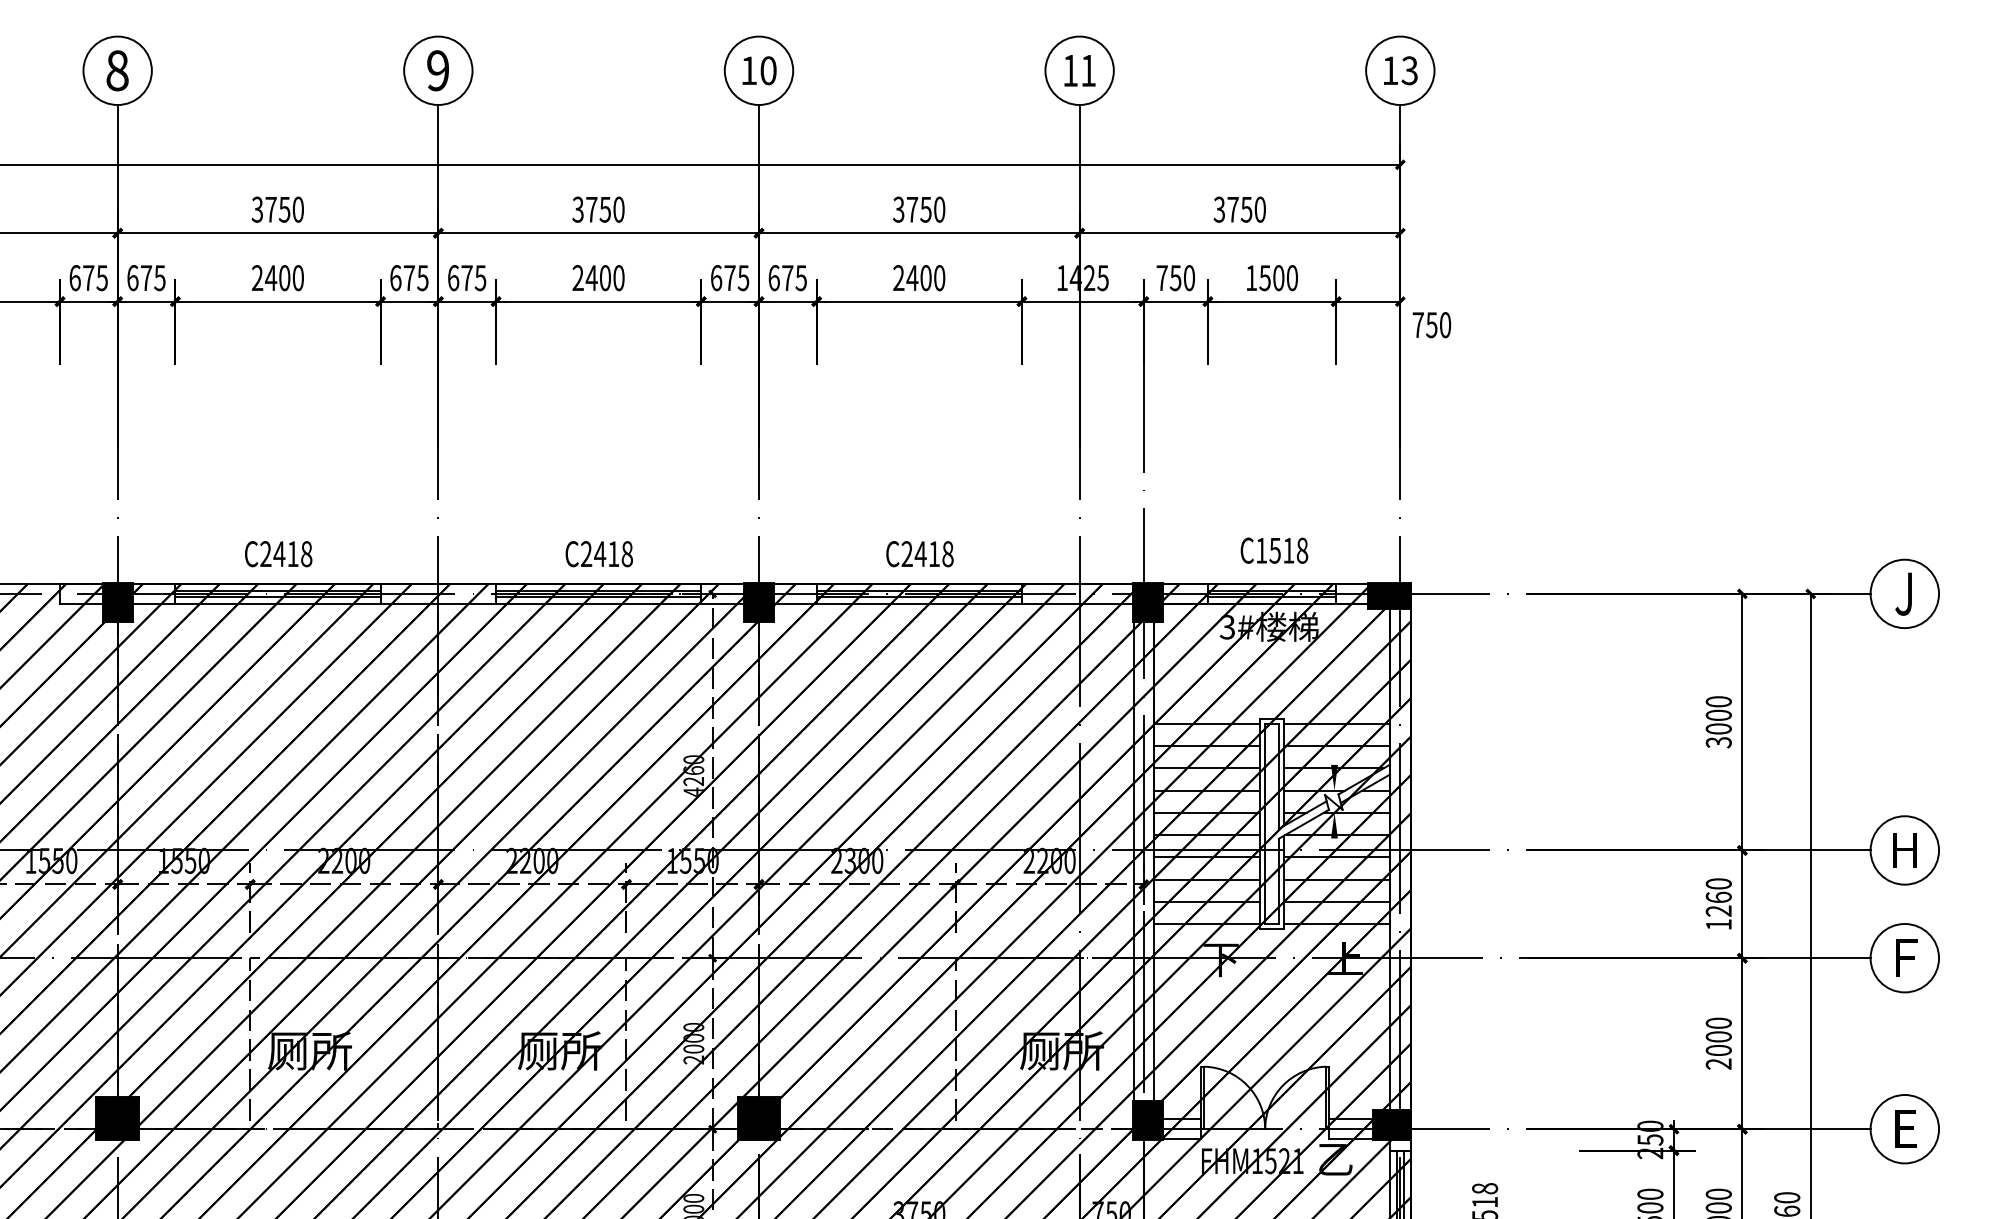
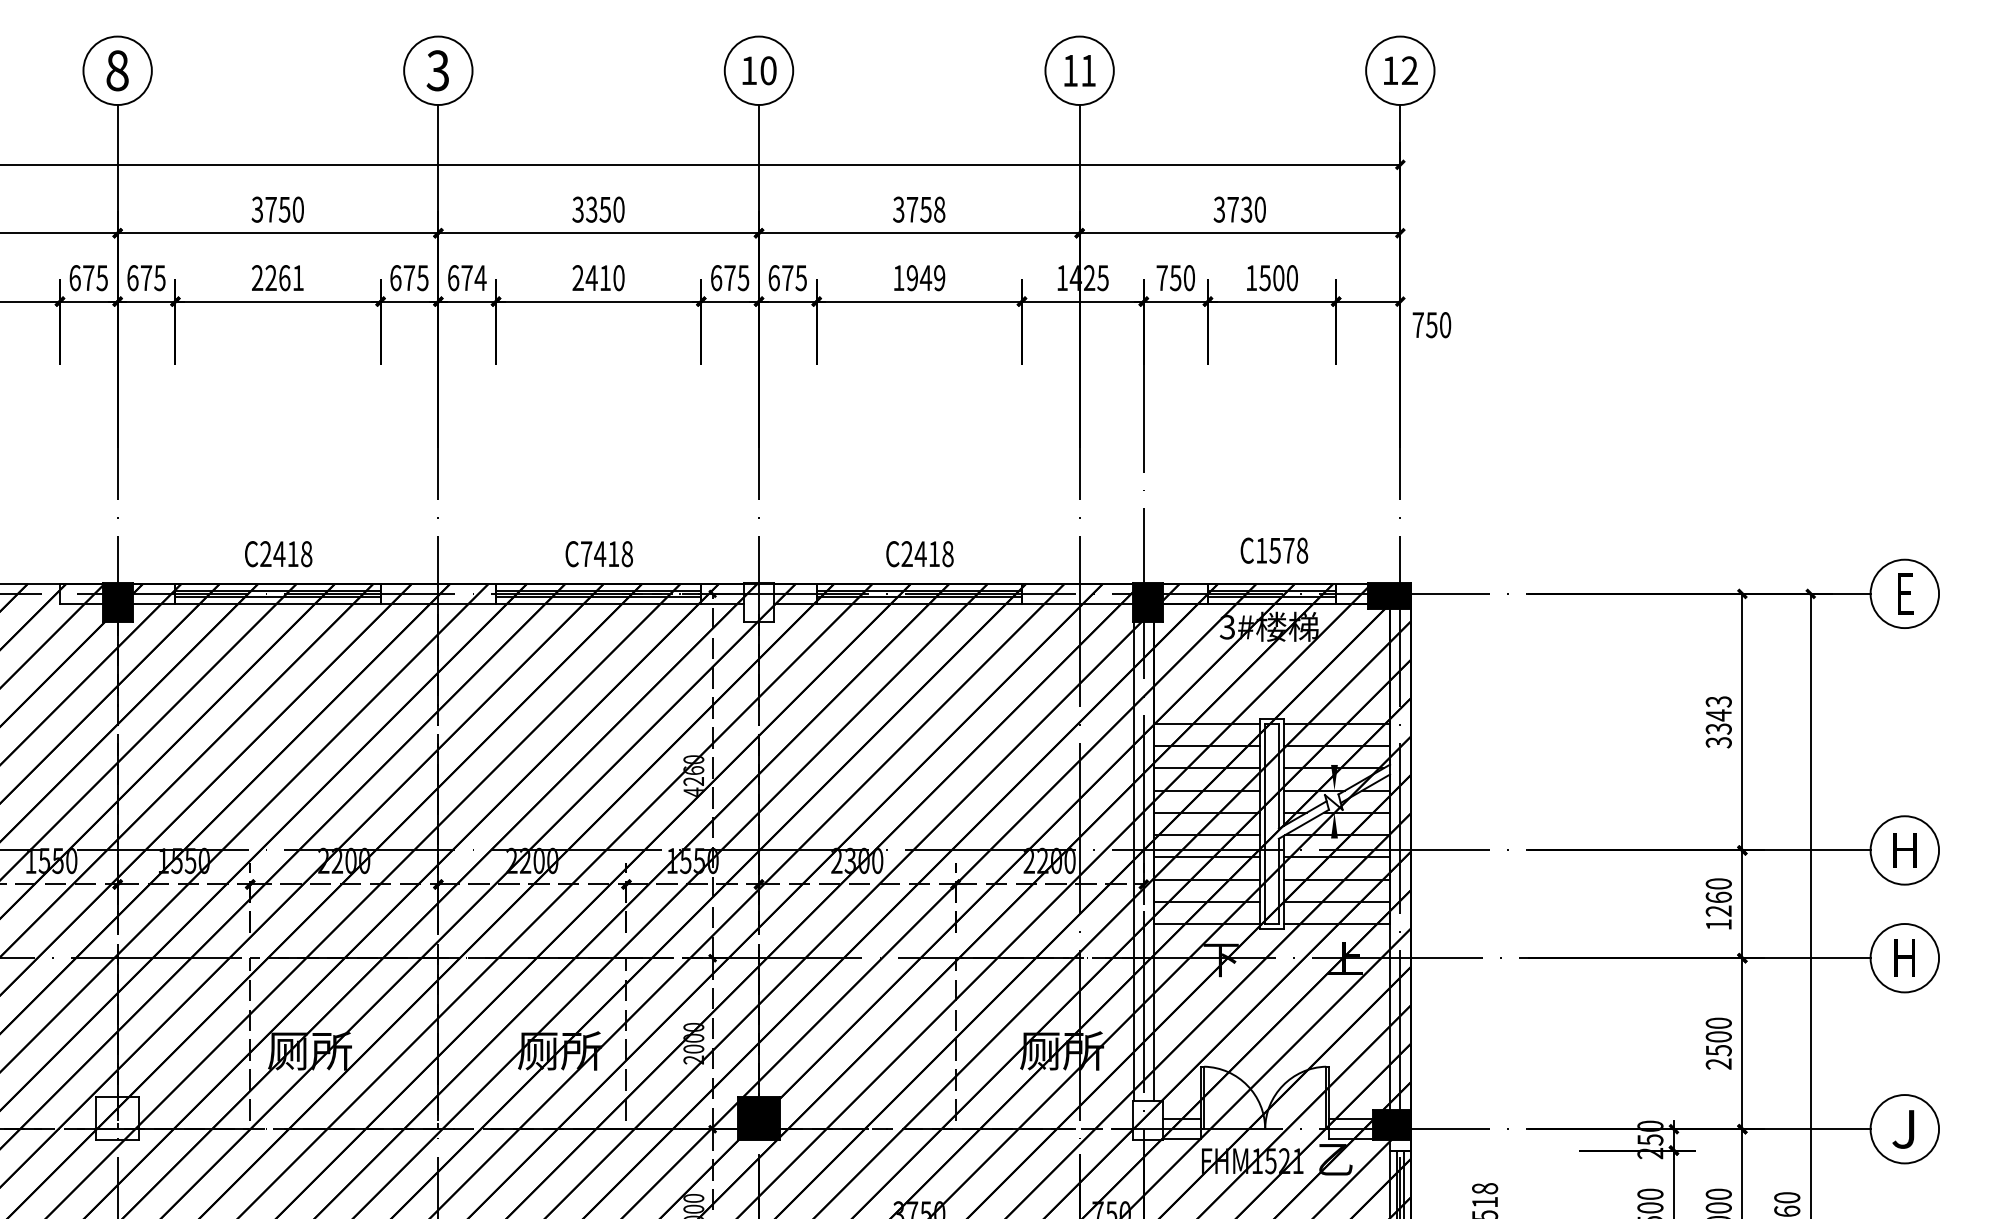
text: 9 -> 3 (437, 70)
text: 13 -> 12 (1409, 70)
text: 3750 -> 3350 (591, 209)
text: 3750 -> 3758 (939, 209)
text: 3750 -> 3730 (1246, 209)
text: 2400 -> 2261 (284, 278)
text: 675 -> 674 (480, 278)
text: 2400 -> 2410 (605, 278)
text: 2400 -> 1949 (919, 278)
text: C1518 -> C1578 (1288, 550)
text: C2418 -> C7418 (586, 553)
text: J -> E (1904, 593)
fill: present -> none (758, 602)
text: 3000 -> 3343 (1718, 715)
text: F -> H (1905, 957)
text: 2000 -> 2500 (1718, 1050)
fill: present -> none (117, 1118)
fill: present -> none (1148, 1120)
text: E -> J (1904, 1129)
